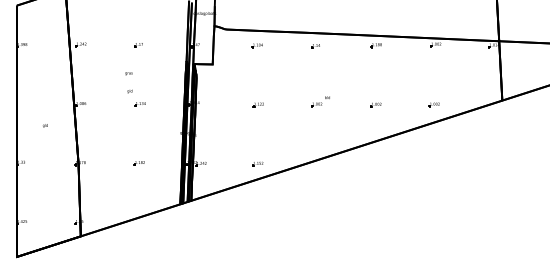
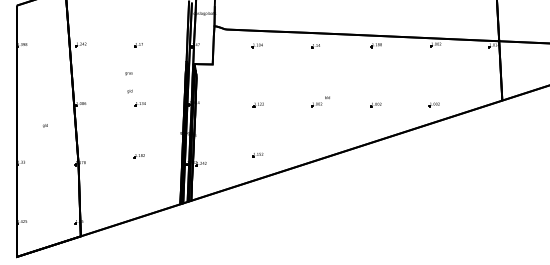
part position: (138, 163) -> (138, 156) (138, 156)
part position: (257, 163) -> (257, 154) (257, 154)
